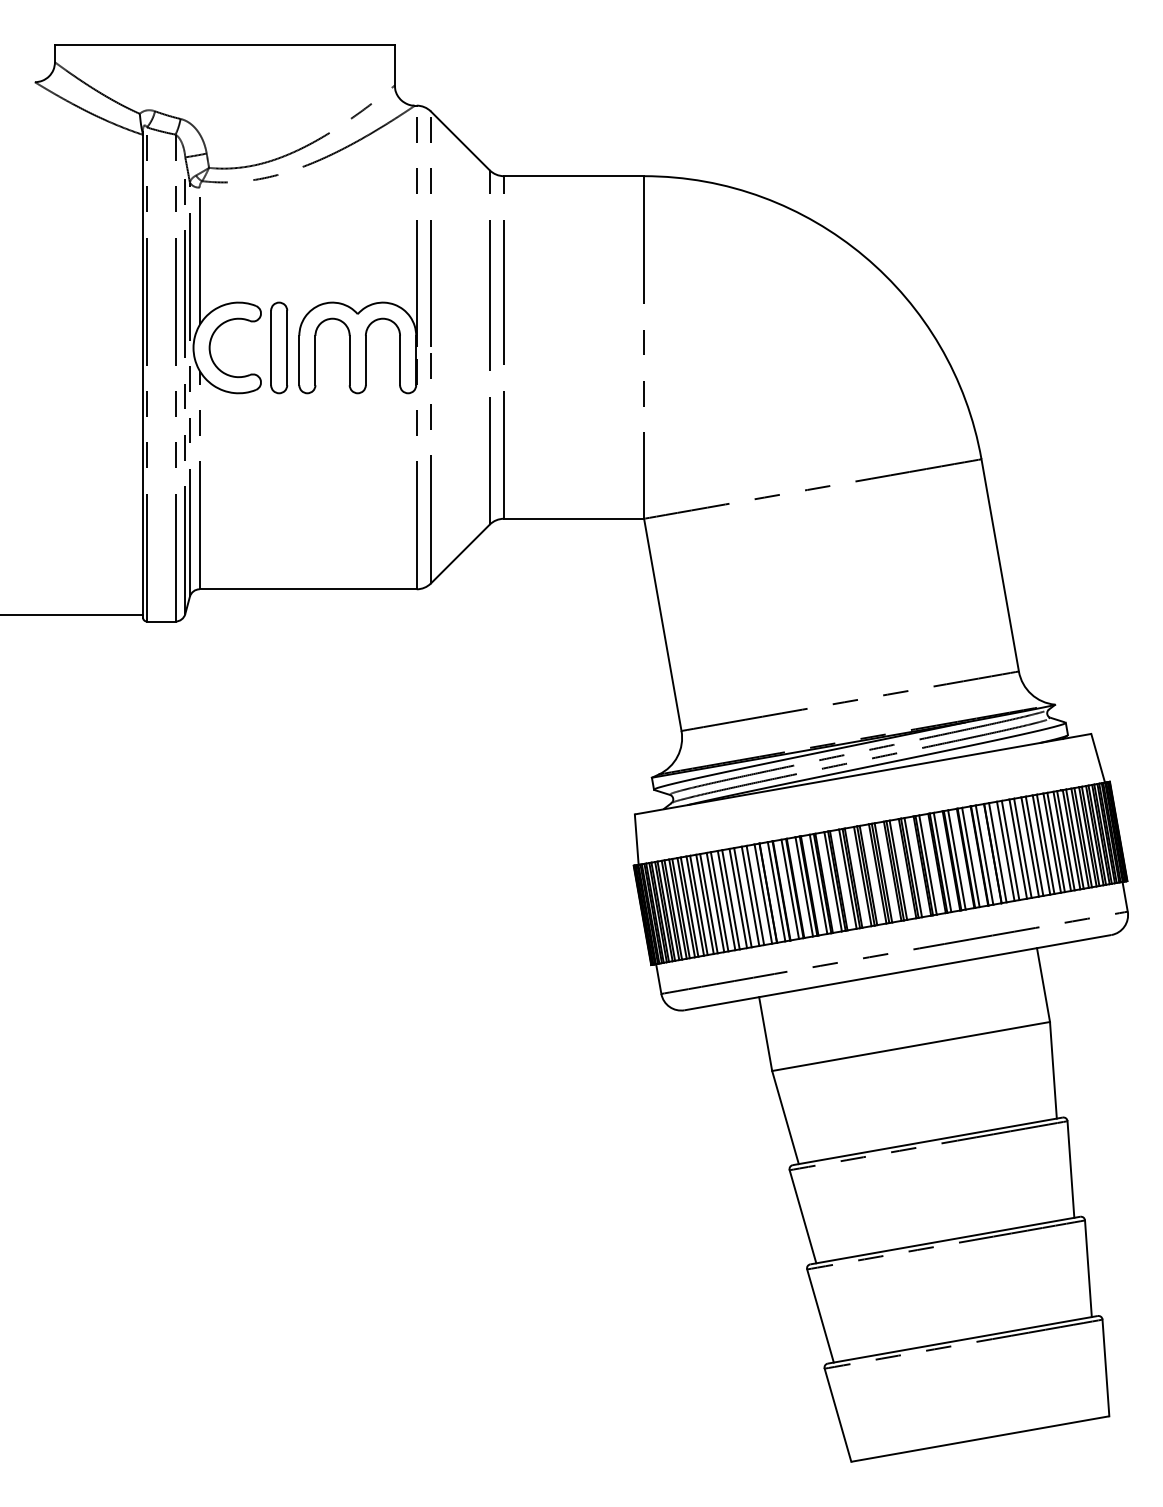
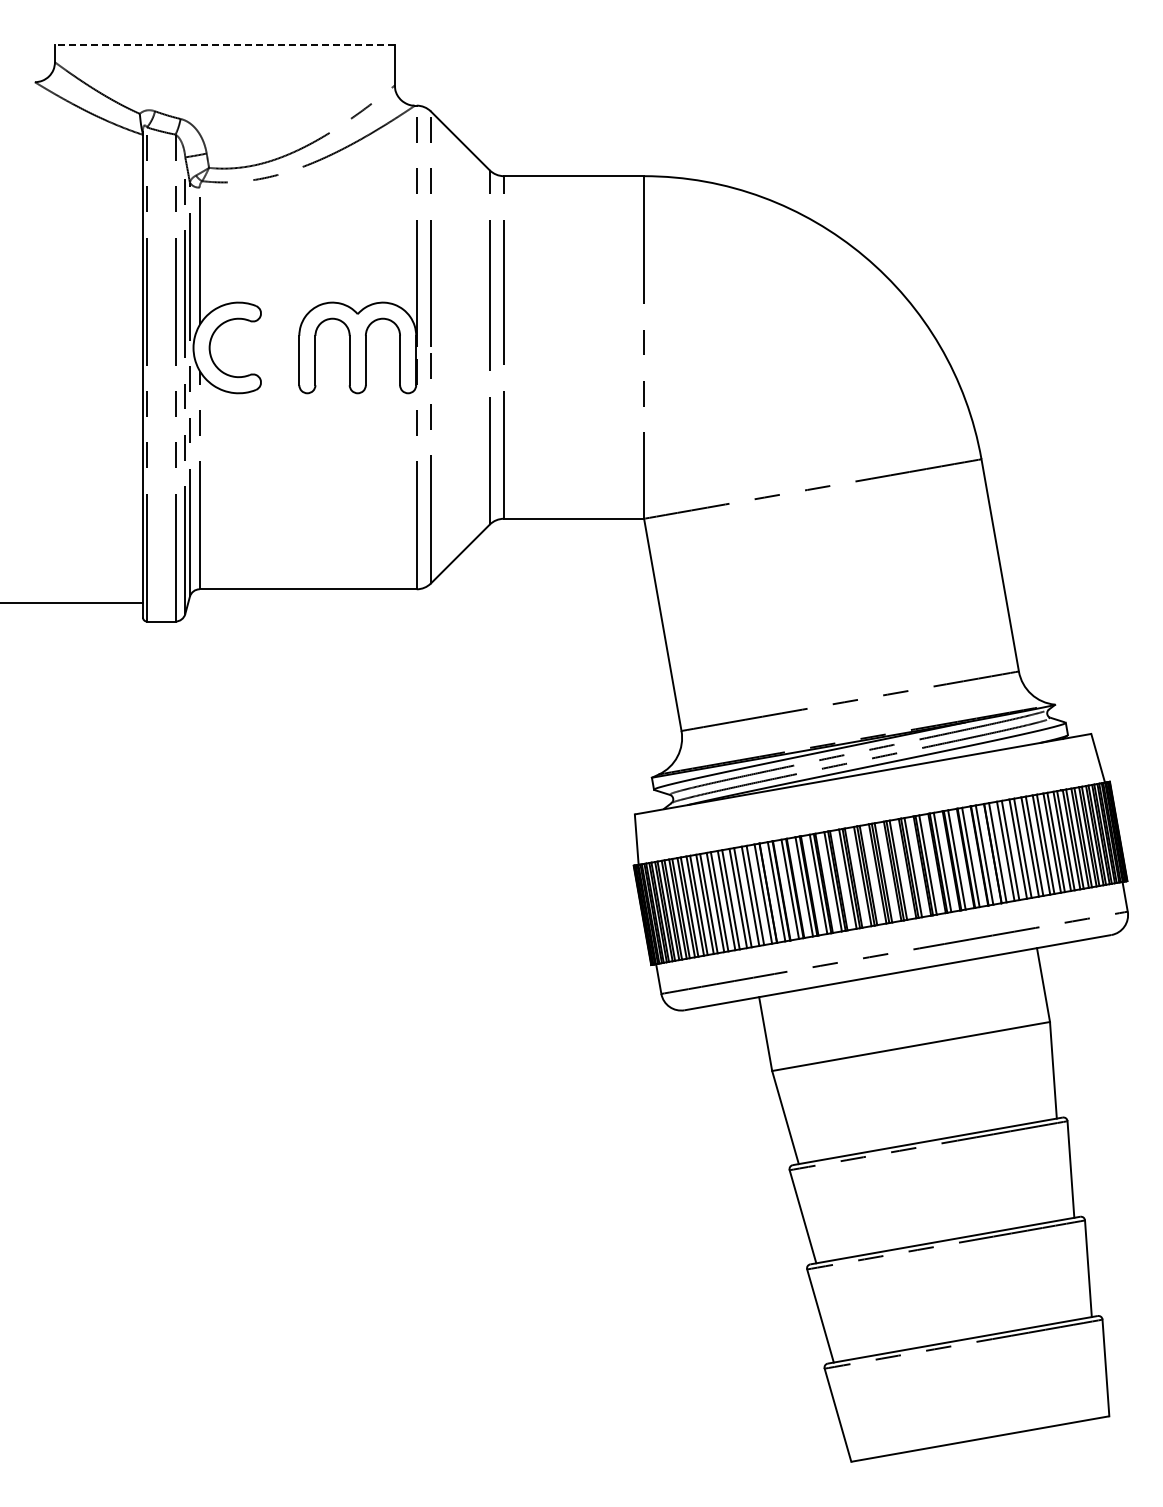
line: solid -> dashed (224, 45)
part: present -> none (279, 347)
line position: (72, 614) -> (72, 602) (72, 602)
